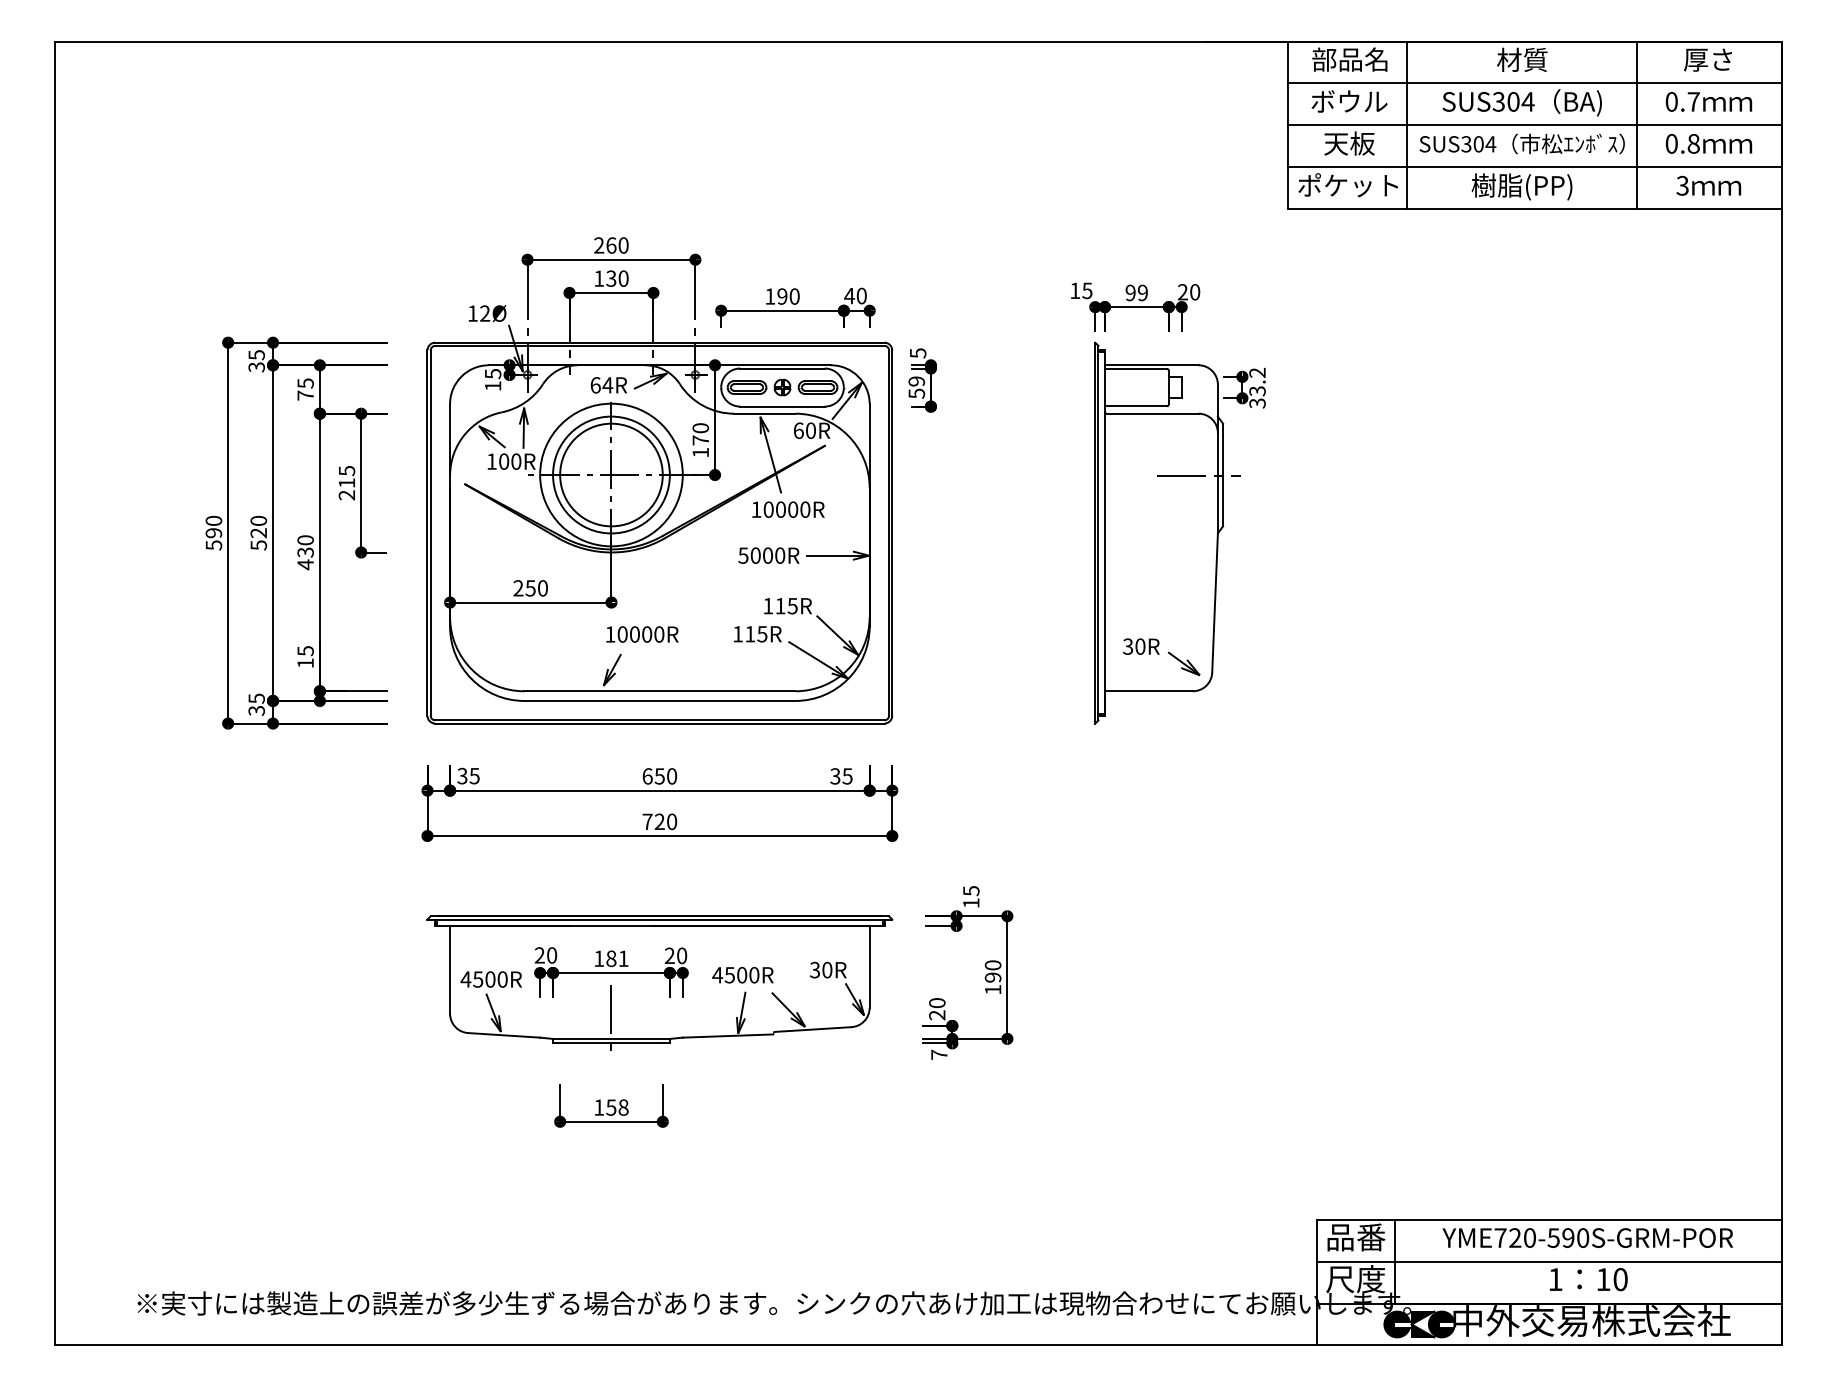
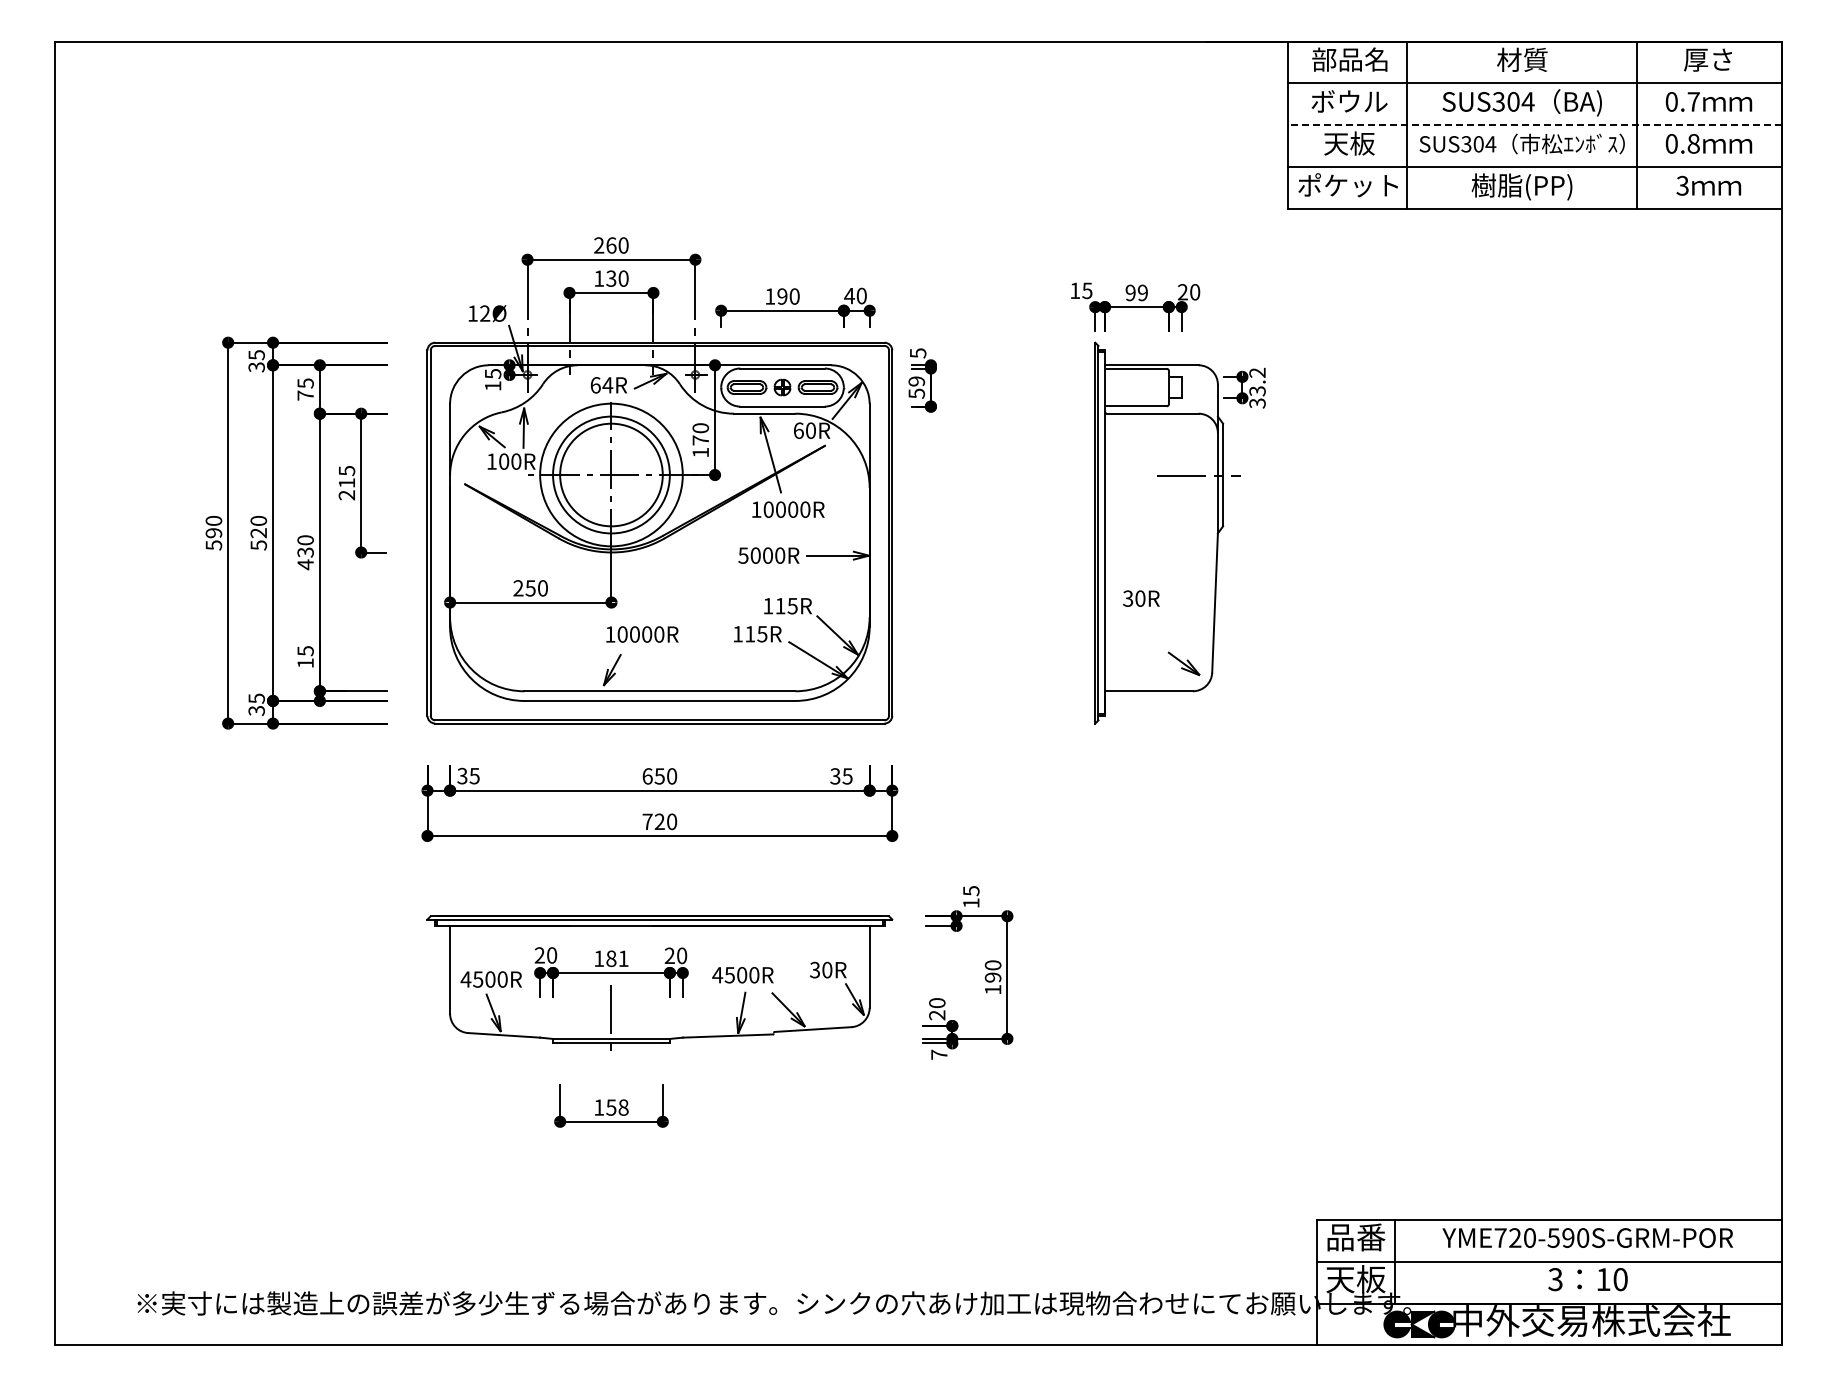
line: solid -> dashed (1535, 125)
text position: (1141, 646) -> (1141, 598) (1141, 598)
text: 尺度 -> 天板 (1355, 1279)
text: 1 -> 3 (1555, 1279)
